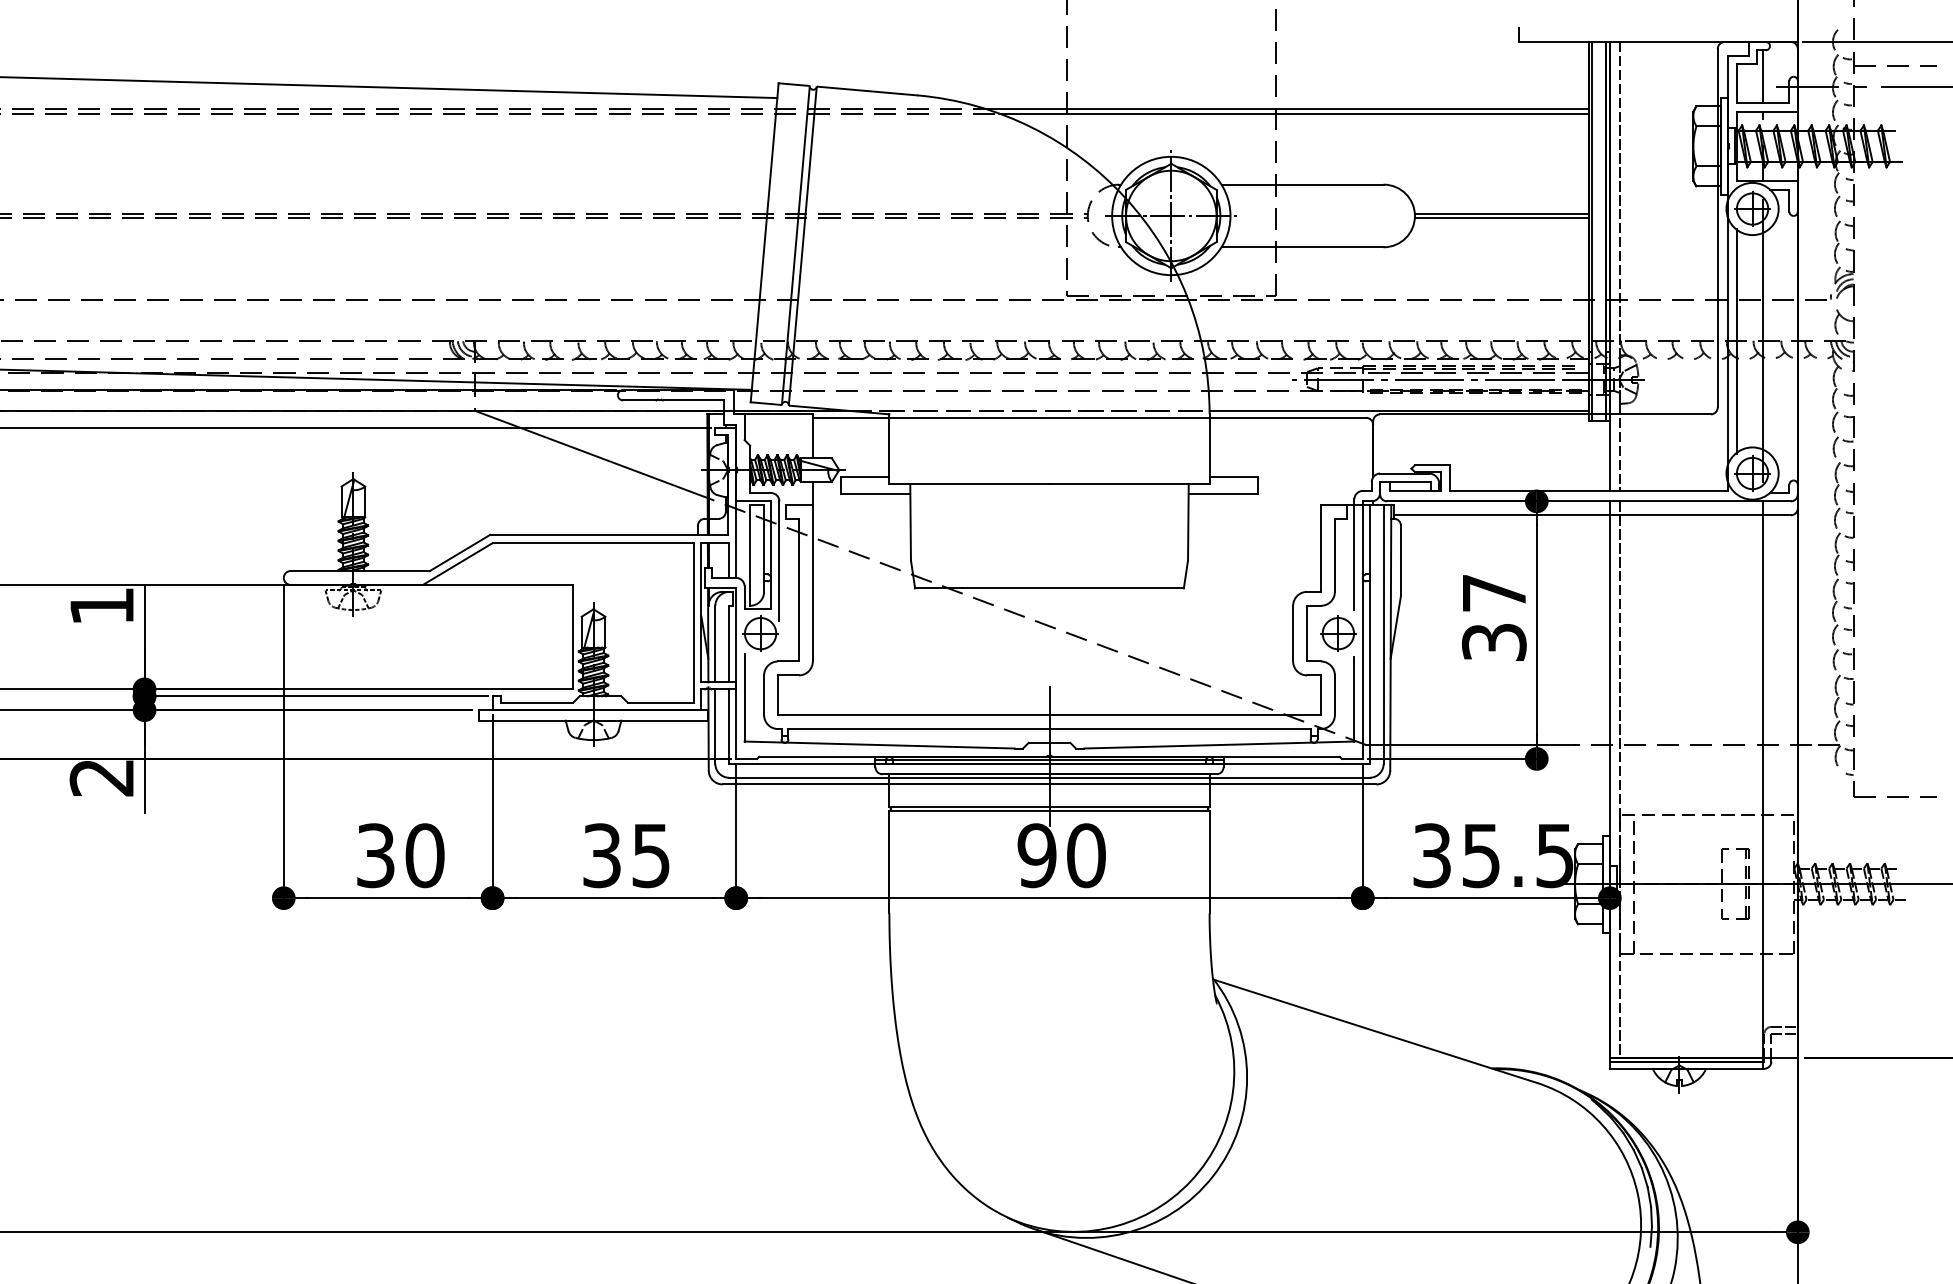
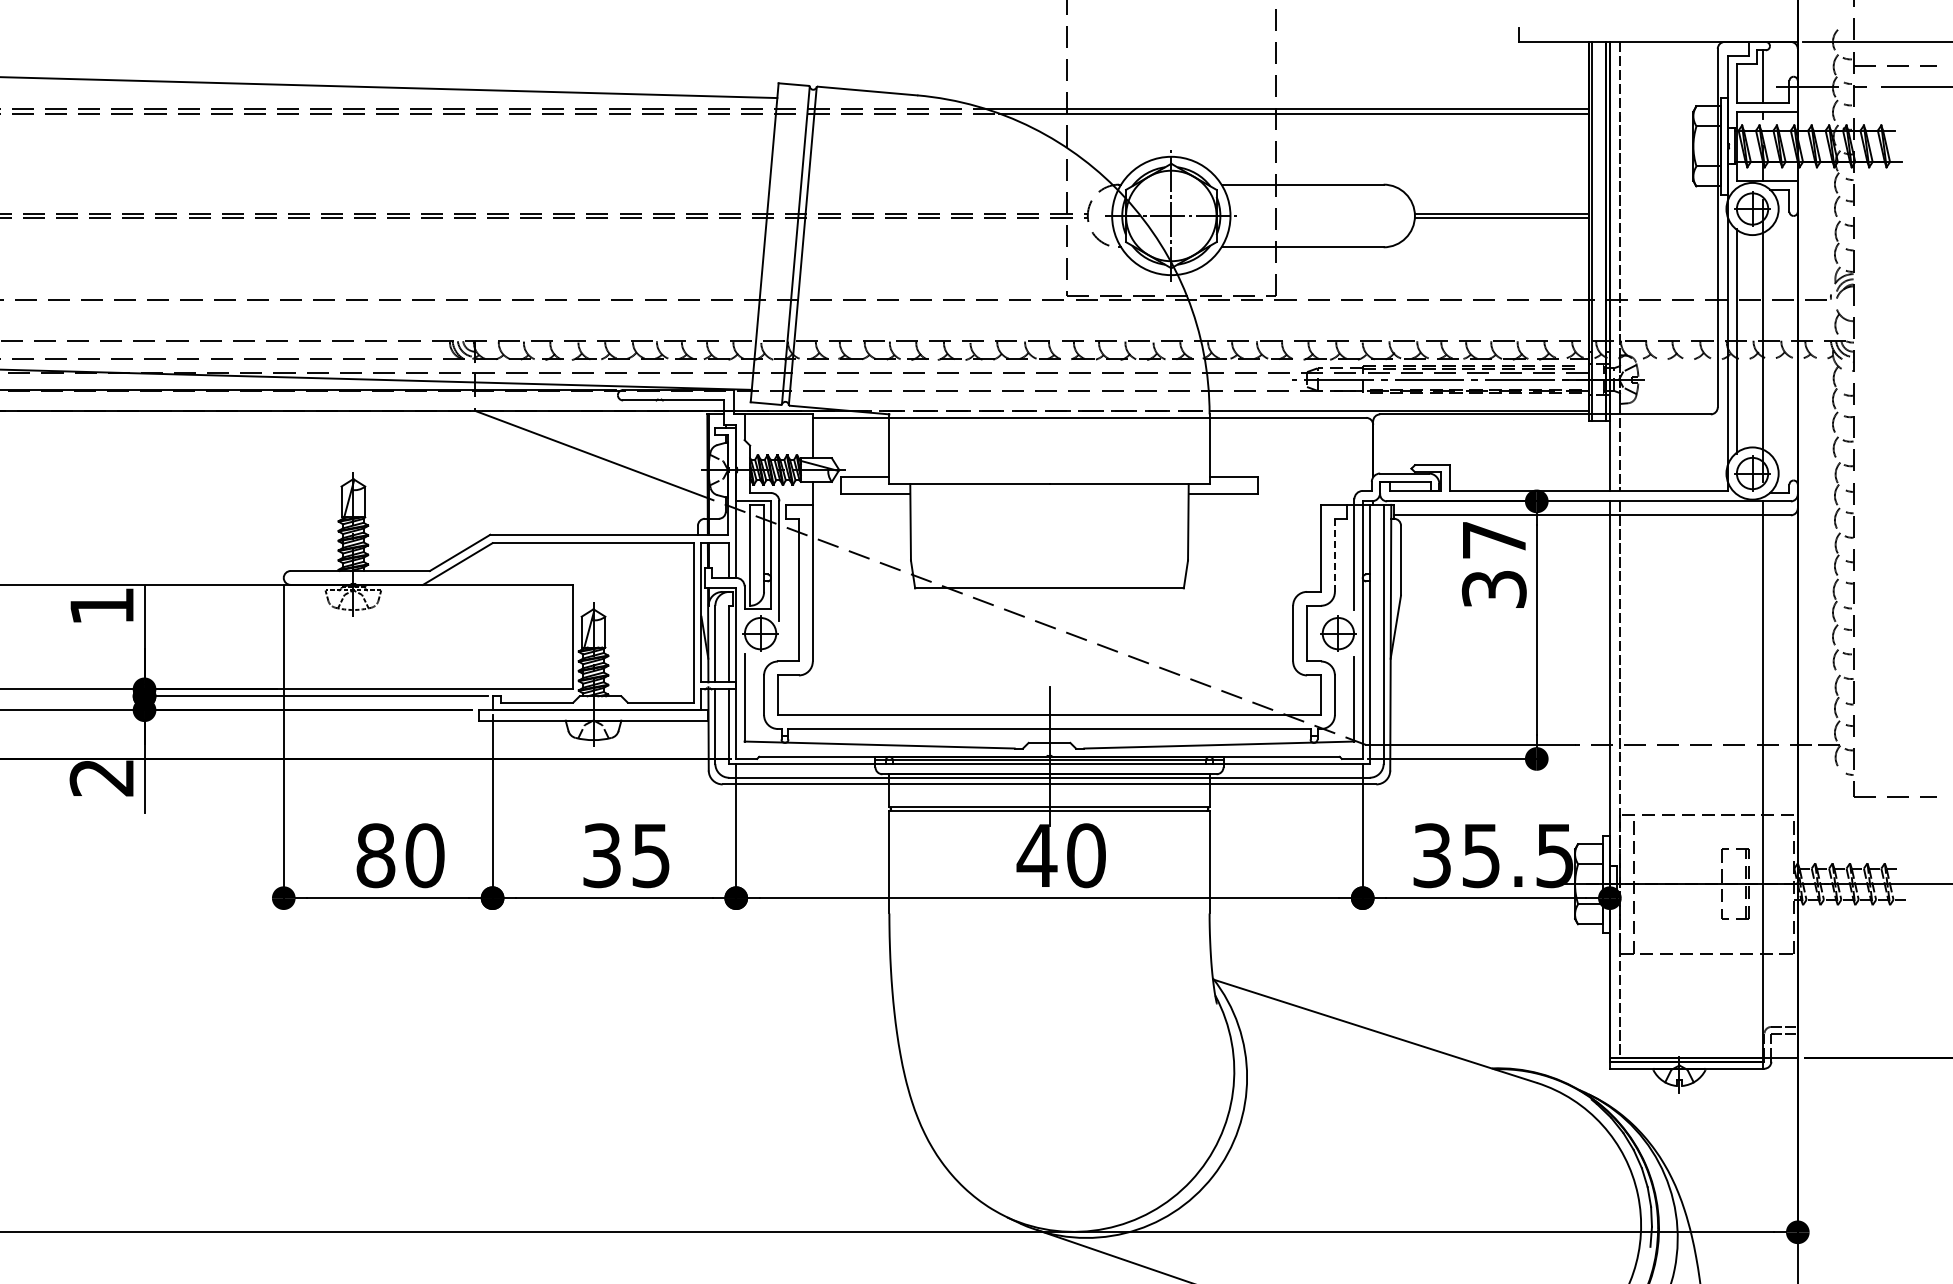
line: present -> none (356, 428)
line: solid -> dashed (1334, 555)
text position: (1494, 617) -> (1494, 564) (1494, 564)
text: 30 -> 80 (375, 855)
text: 90 -> 40 (1036, 855)
